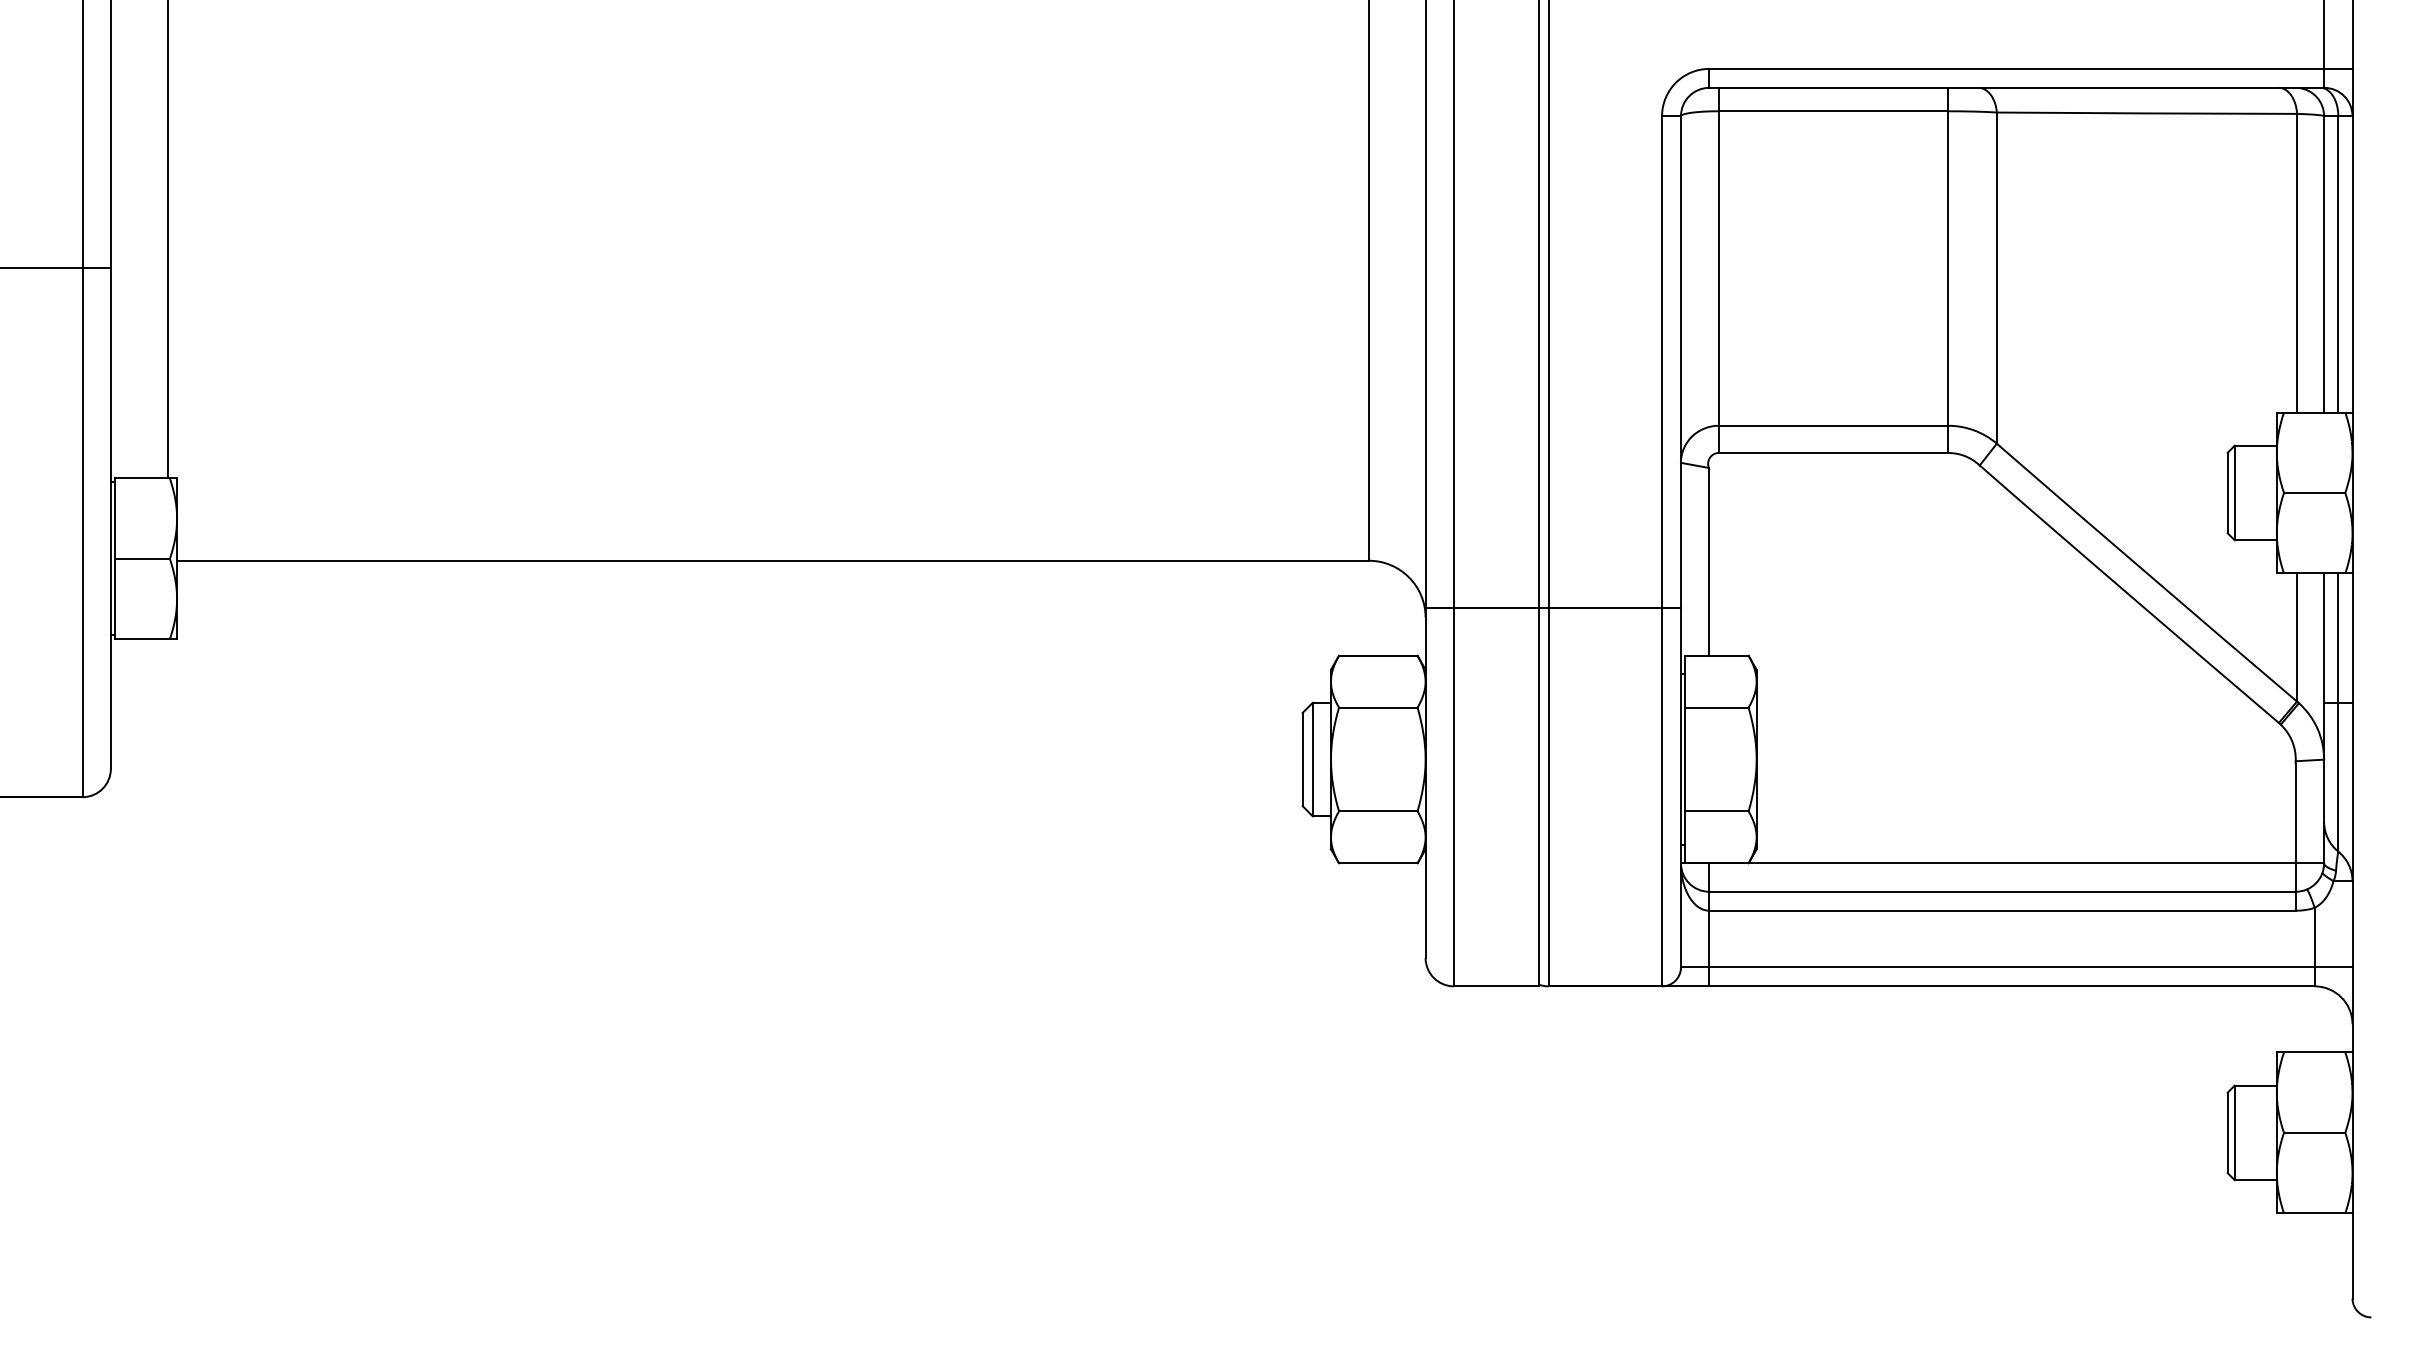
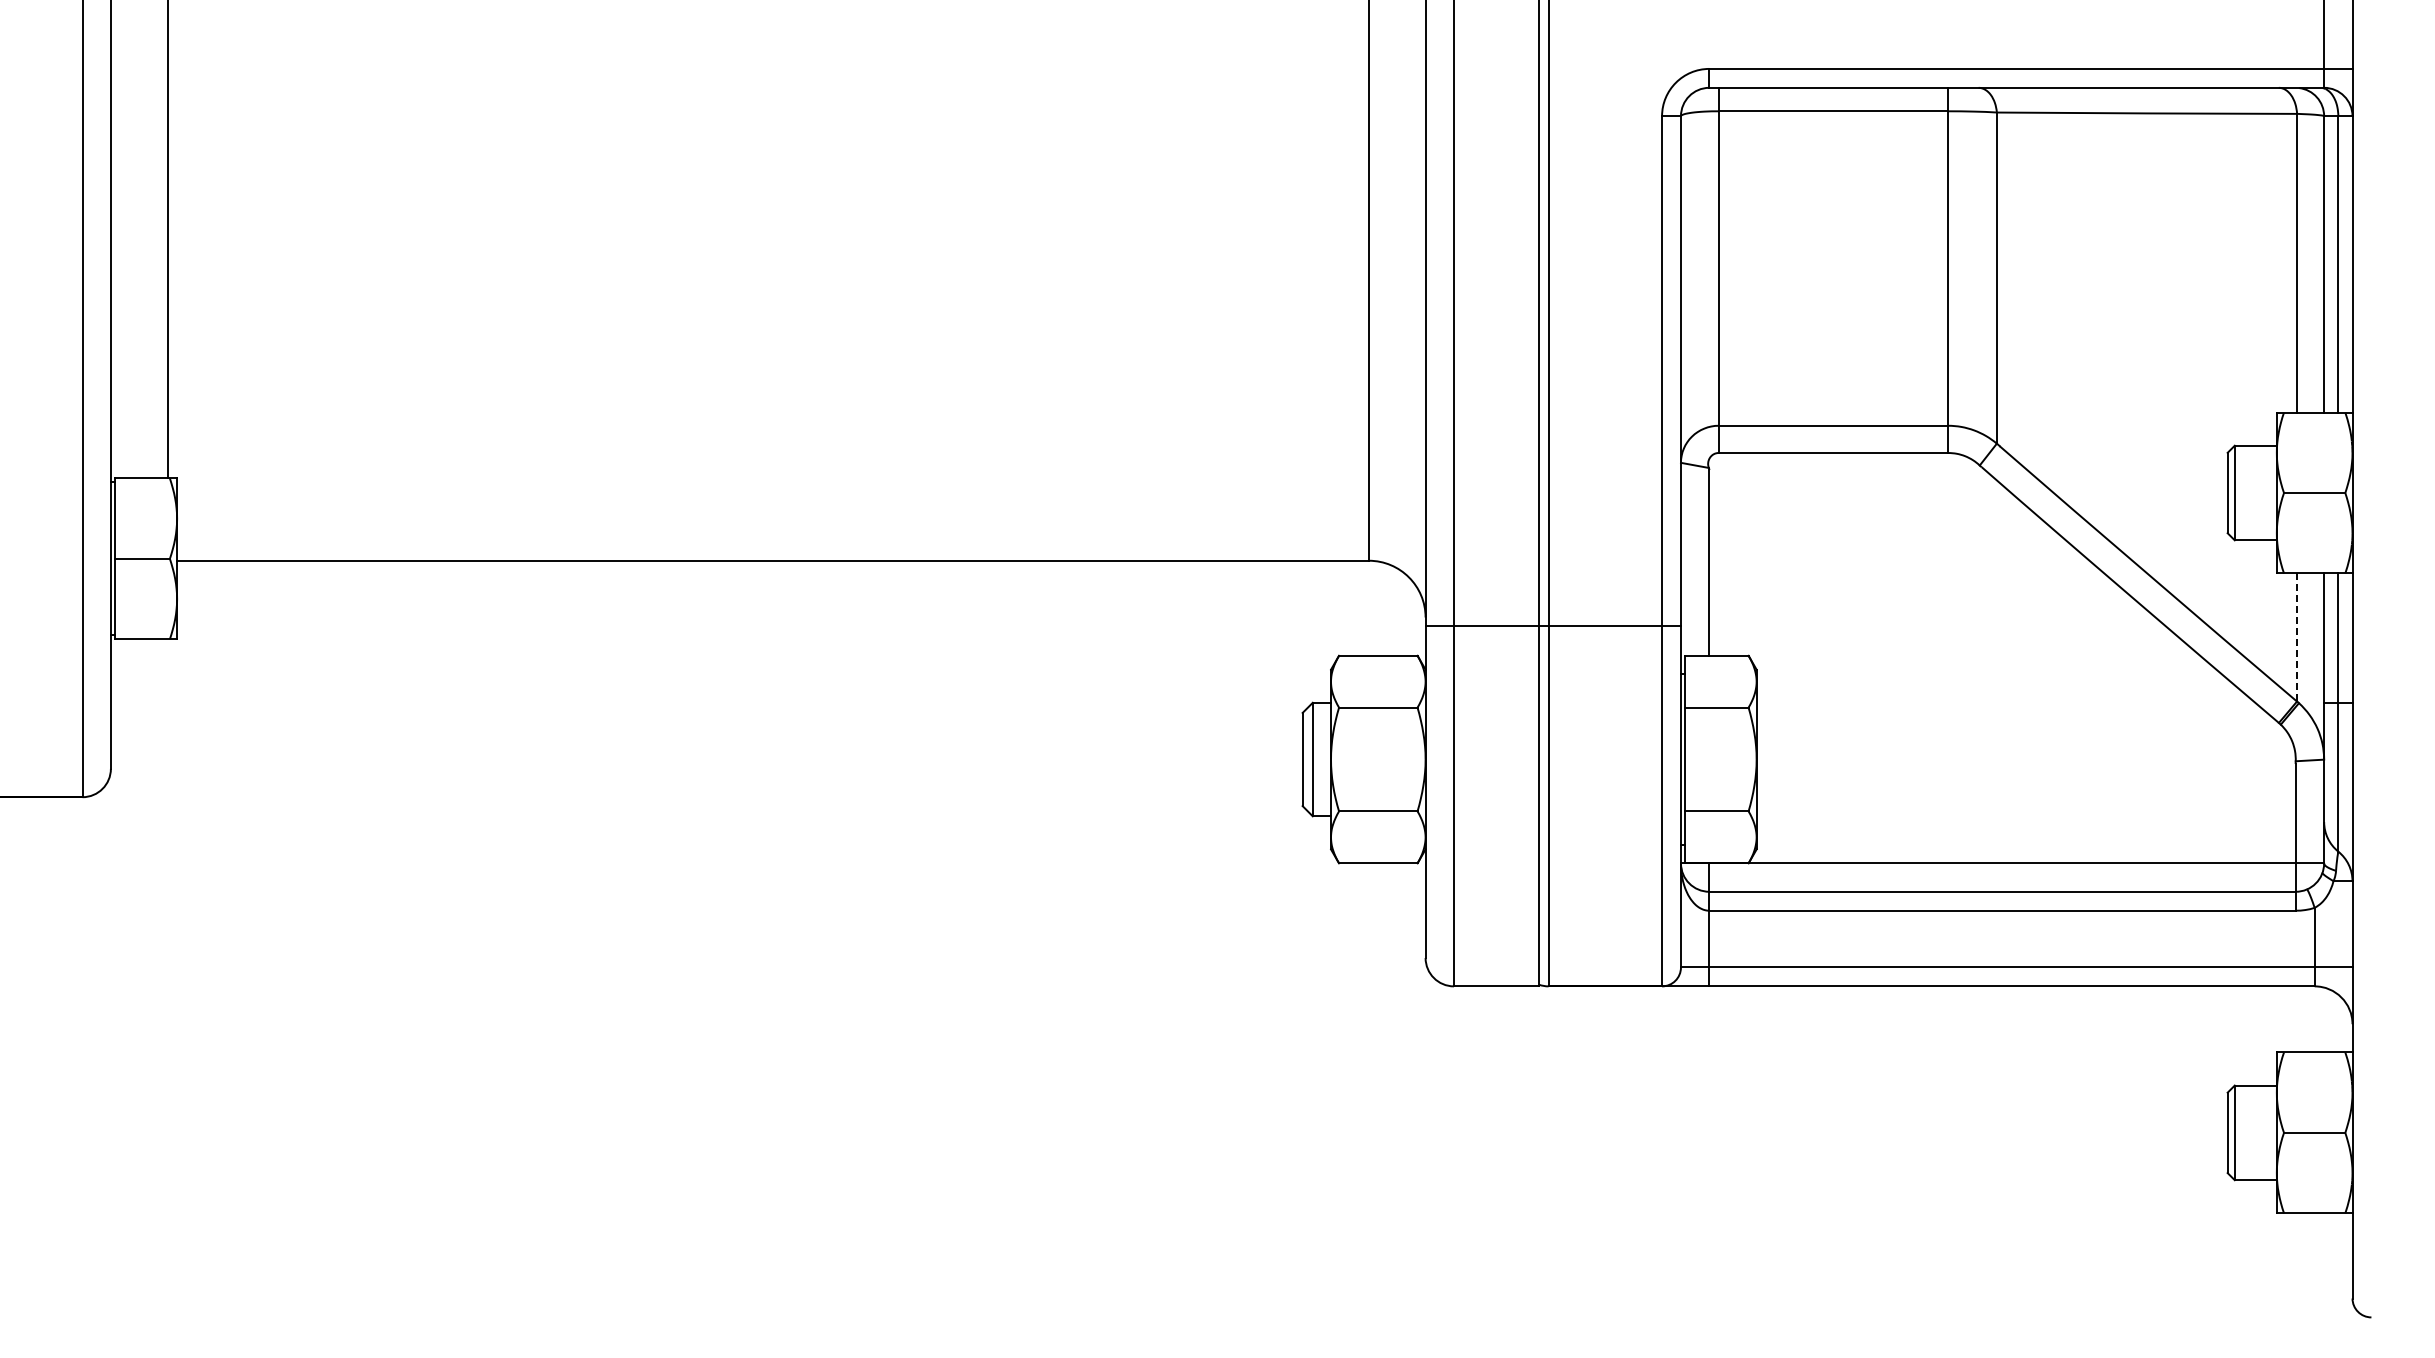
line: present -> none (56, 267)
line position: (1552, 608) -> (1552, 626) (1552, 626)
line: solid -> dashed (2297, 636)
